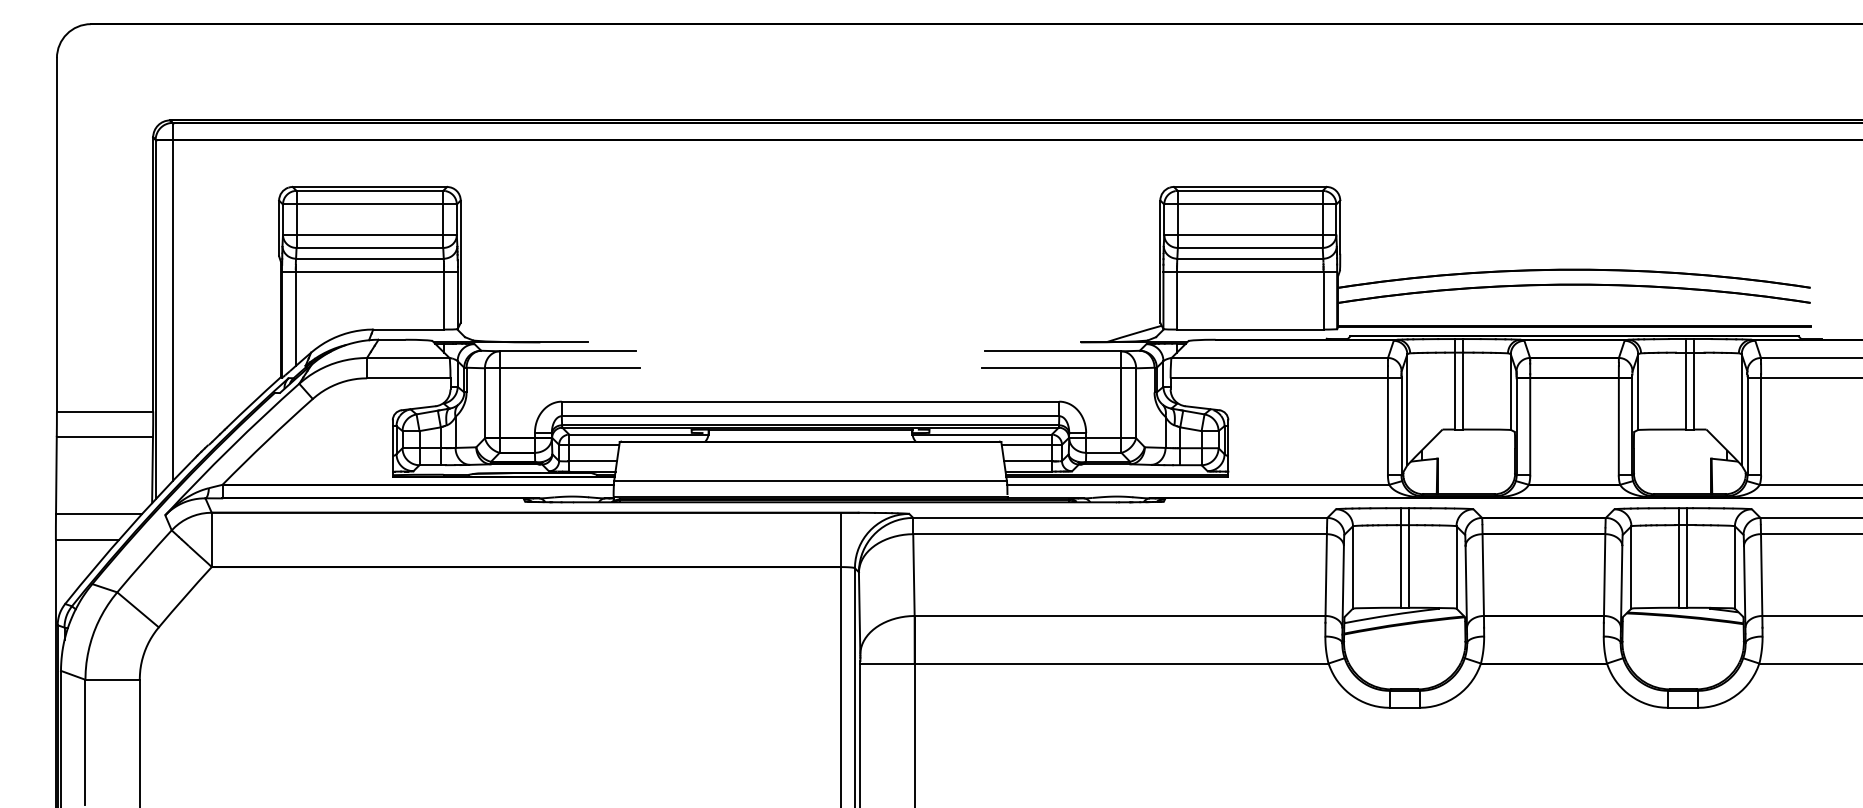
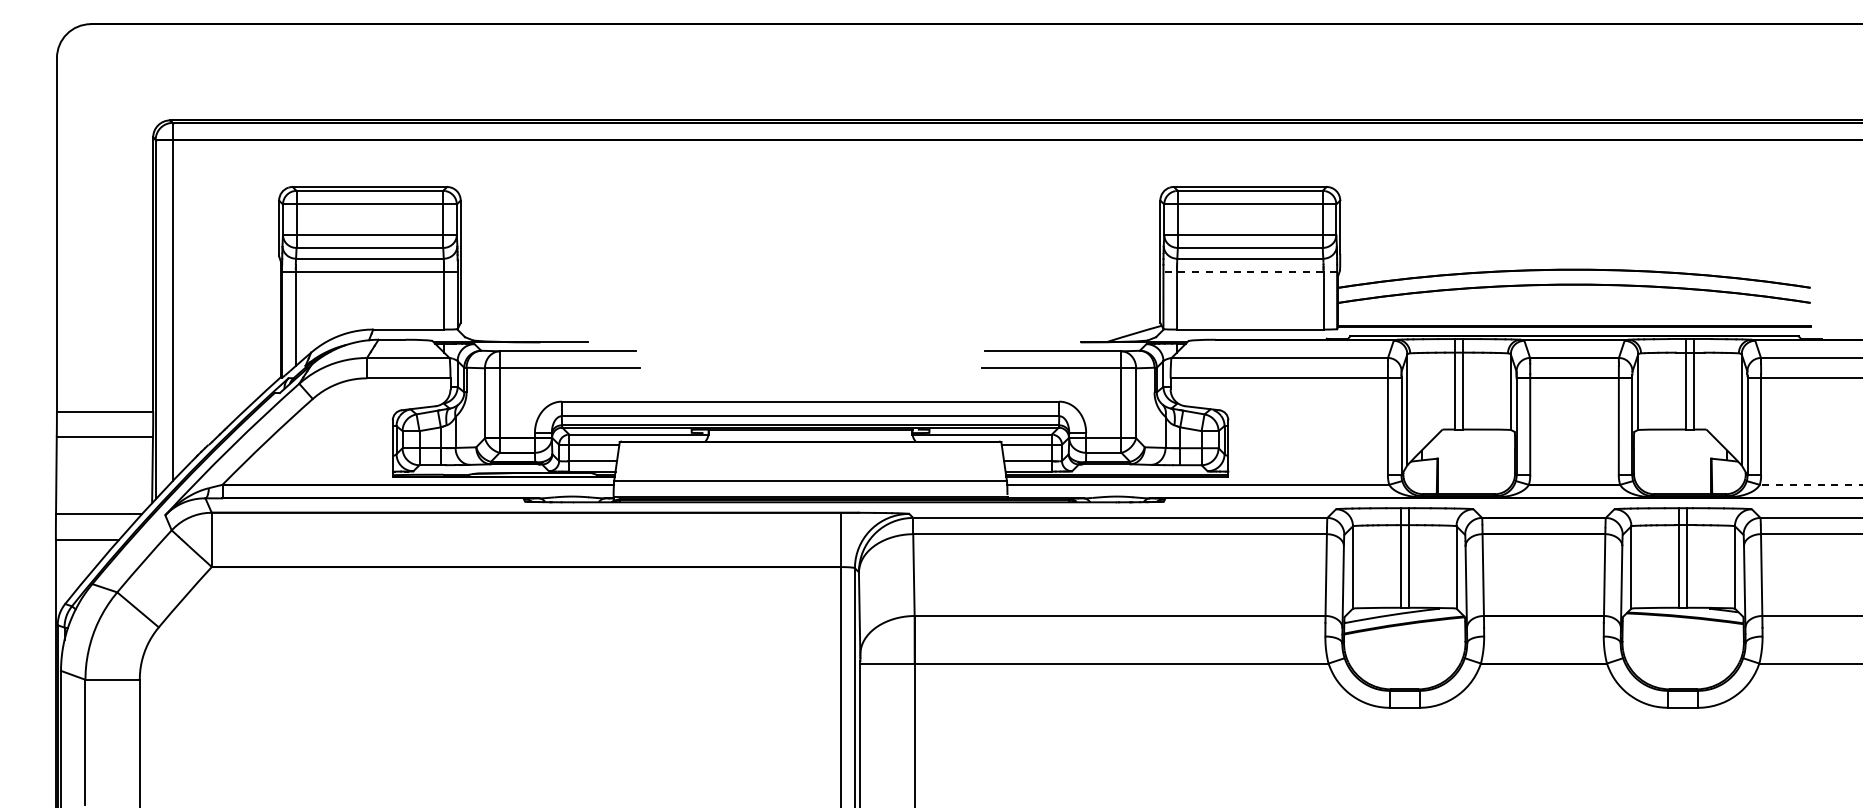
line: solid -> dashed (1250, 271)
line: solid -> dashed (1810, 484)
